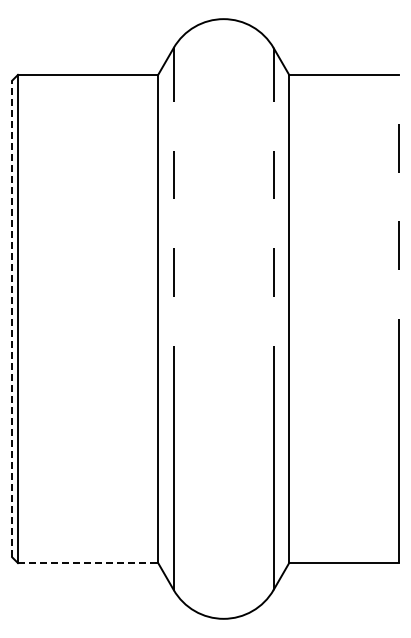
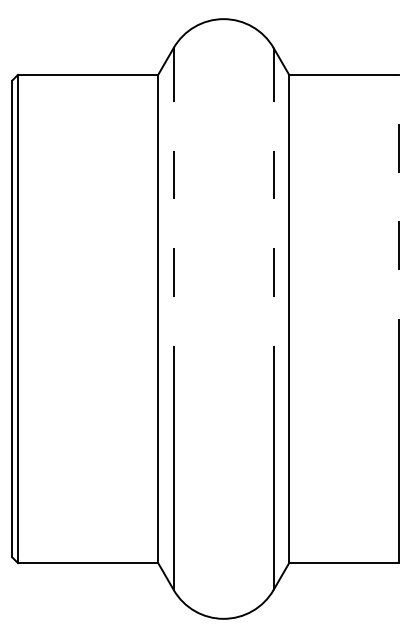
line: dashed -> solid (12, 318)
line: dashed -> solid (88, 563)
